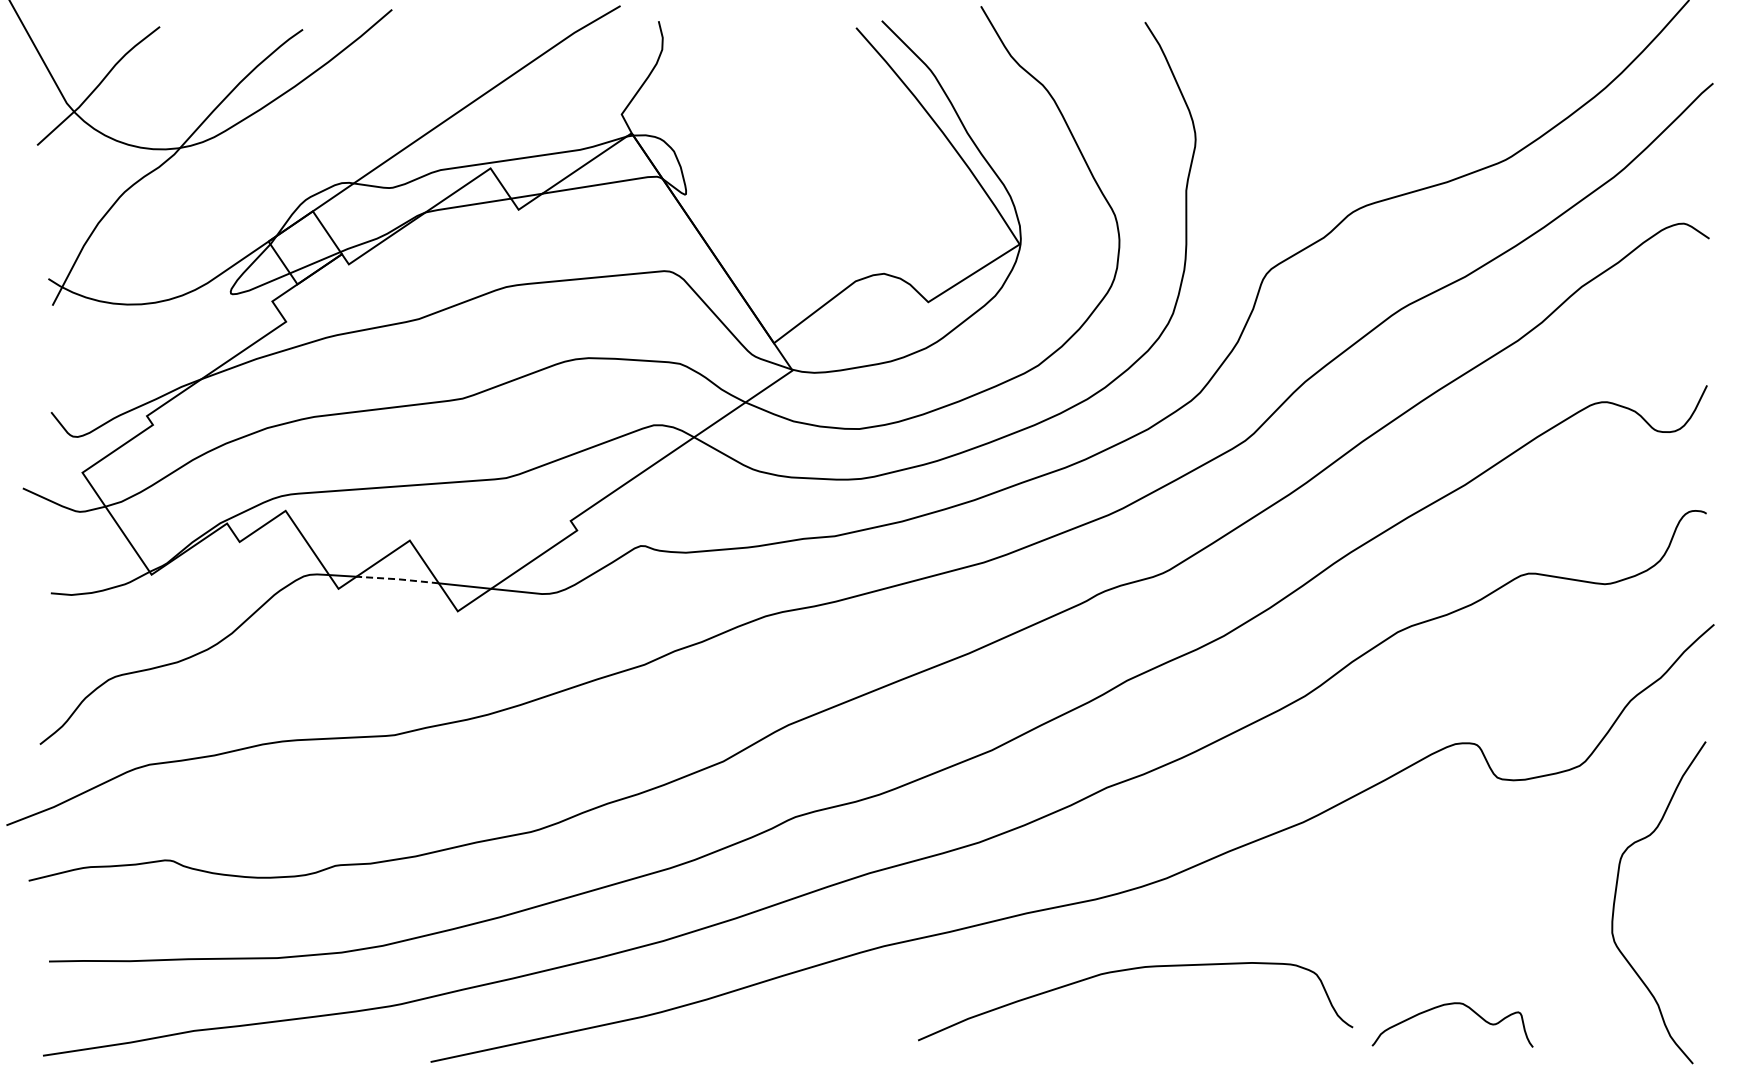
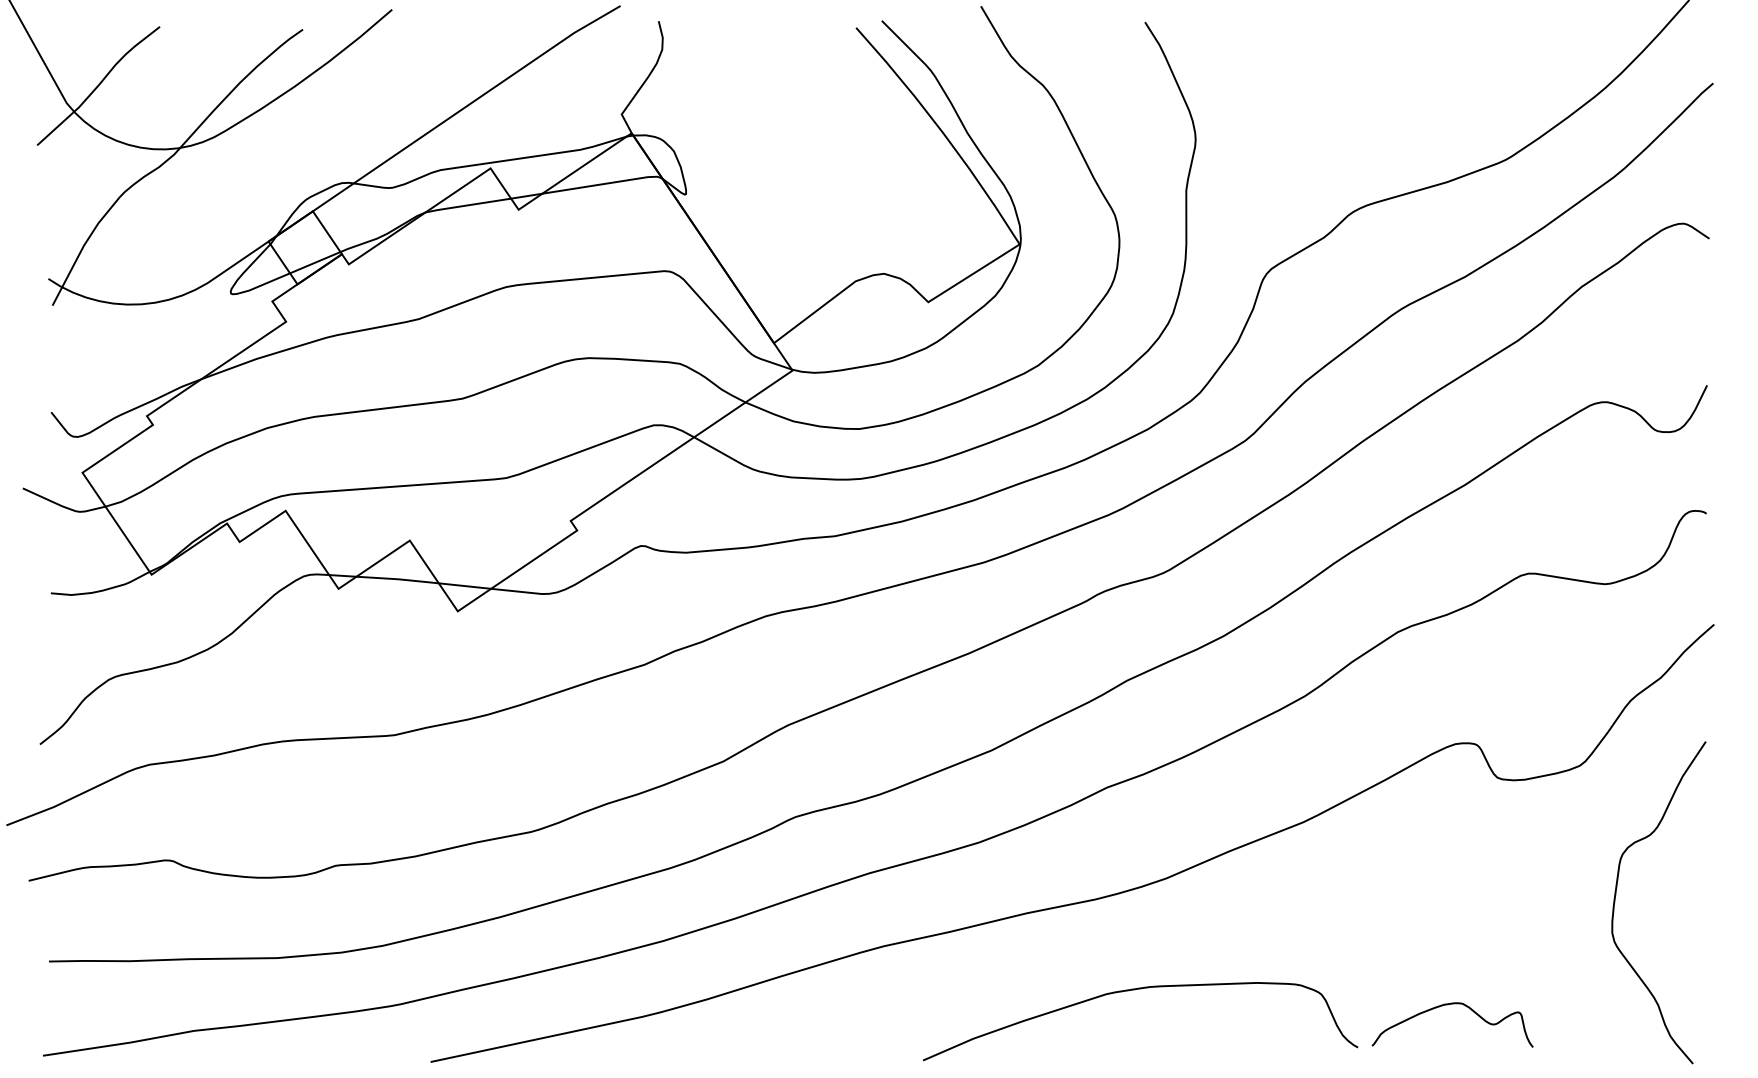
line: dashed -> solid (397, 579)
curve position: (1130, 970) -> (1135, 990) (1135, 990)
